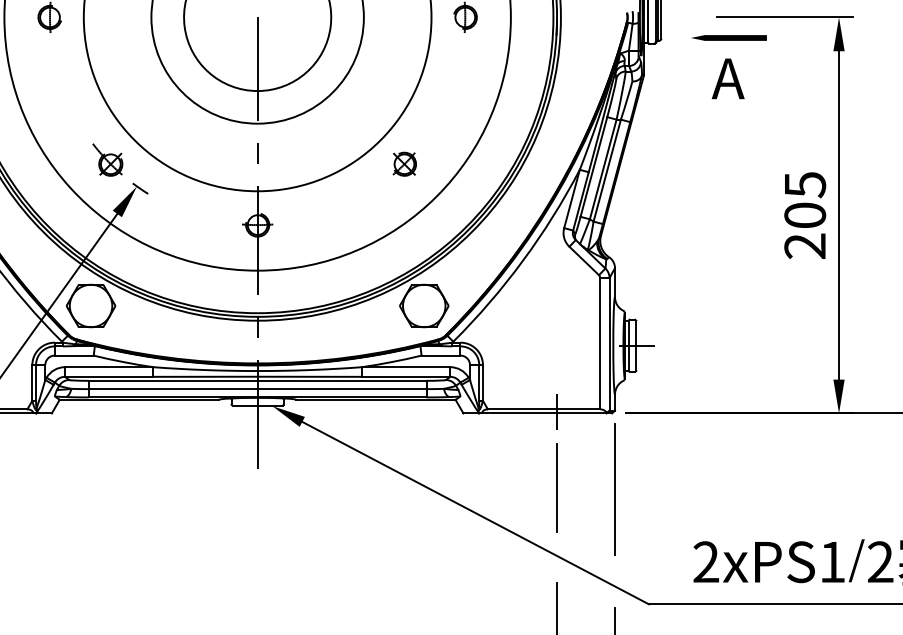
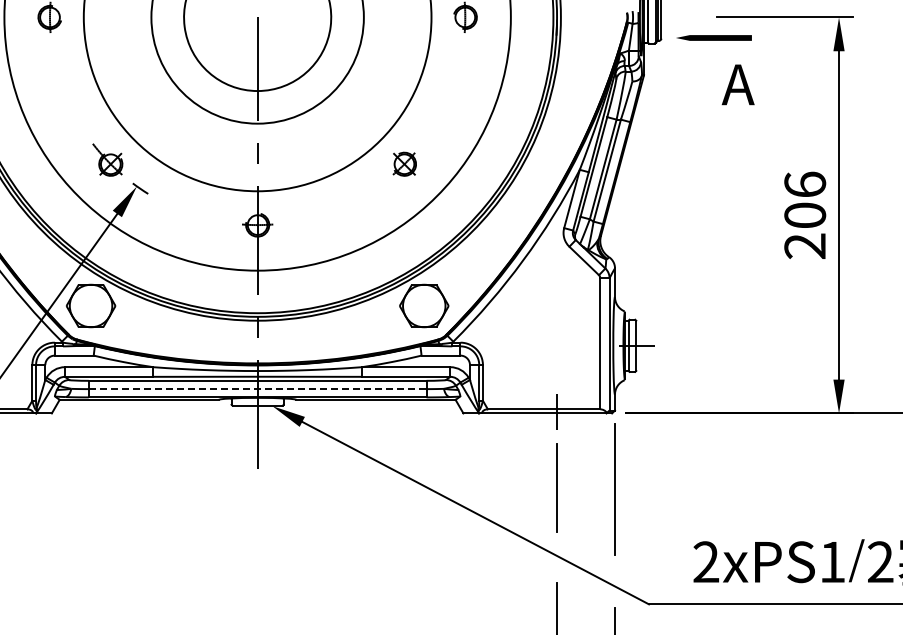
line position: (728, 37) -> (713, 37) (713, 37)
text position: (727, 78) -> (737, 84) (737, 84)
text: 205 -> 206 (805, 184)
line: solid -> dashed (257, 389)
